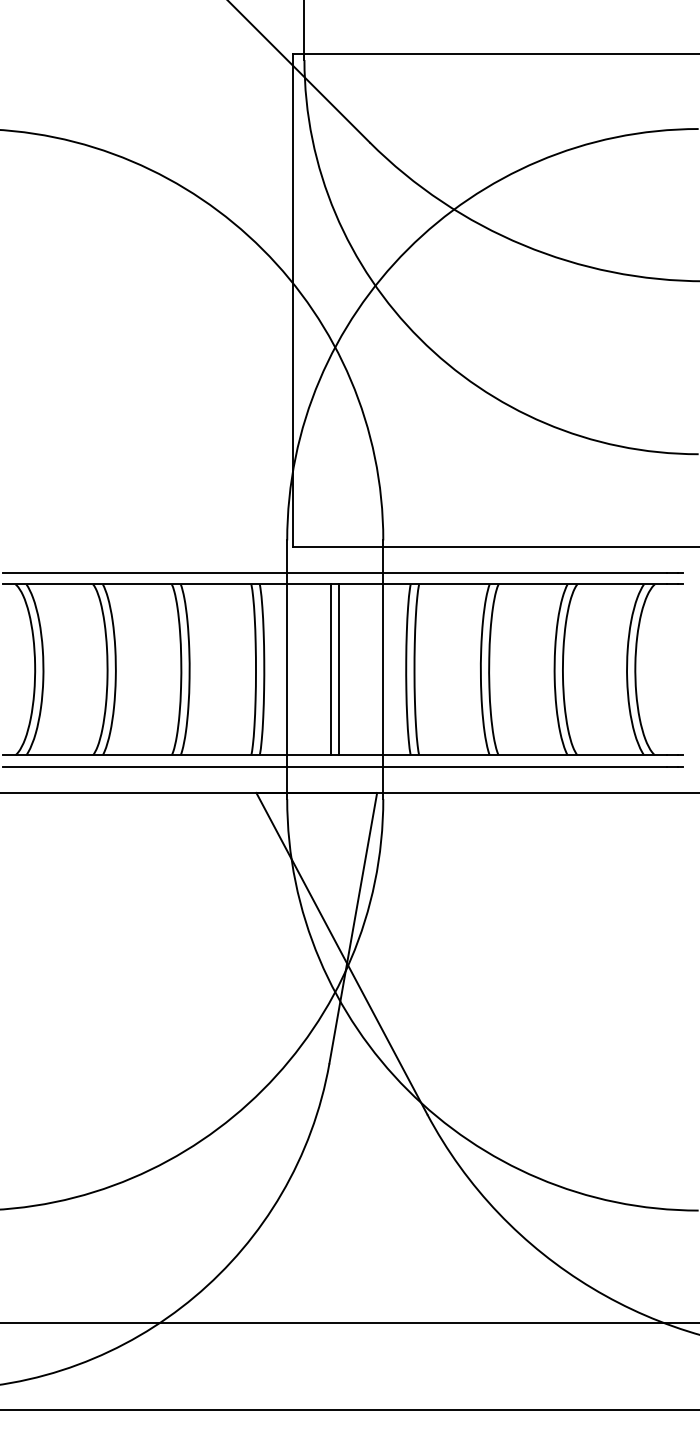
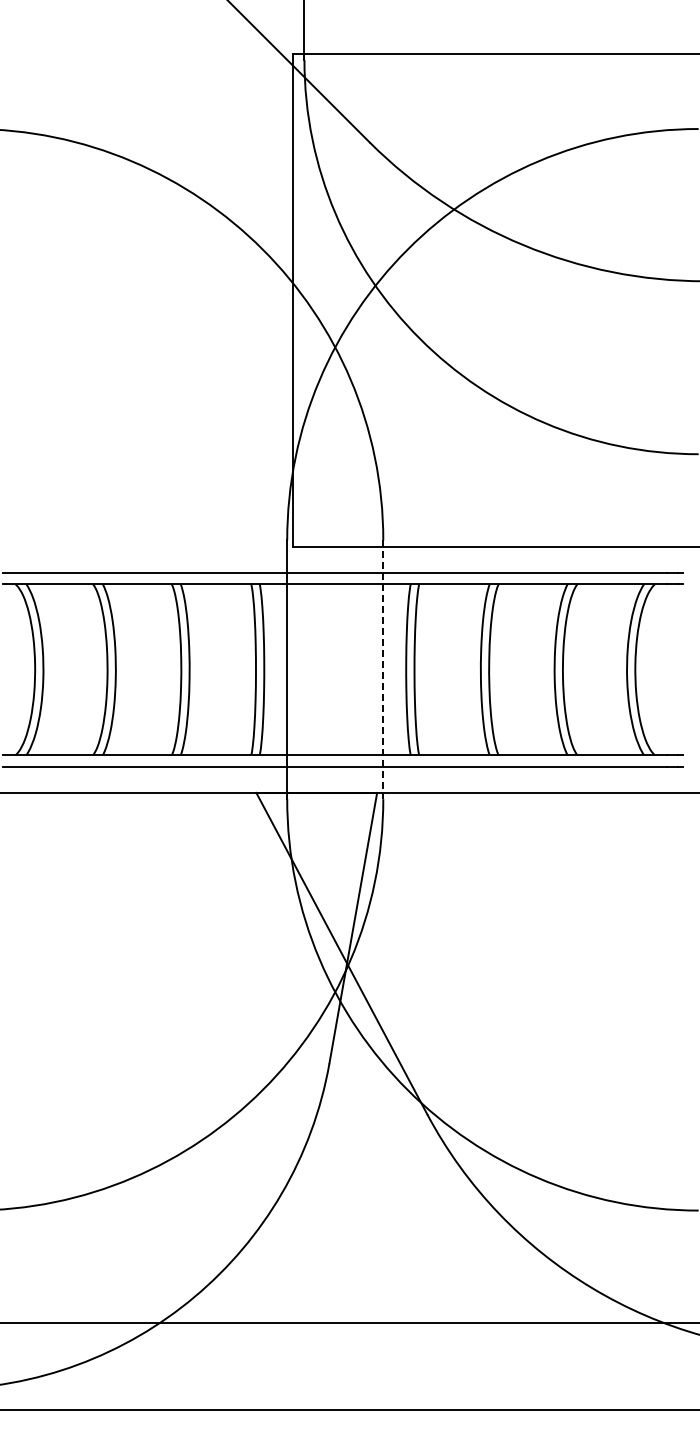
line: present -> none (331, 669)
line: present -> none (339, 669)
line: solid -> dashed (383, 670)
